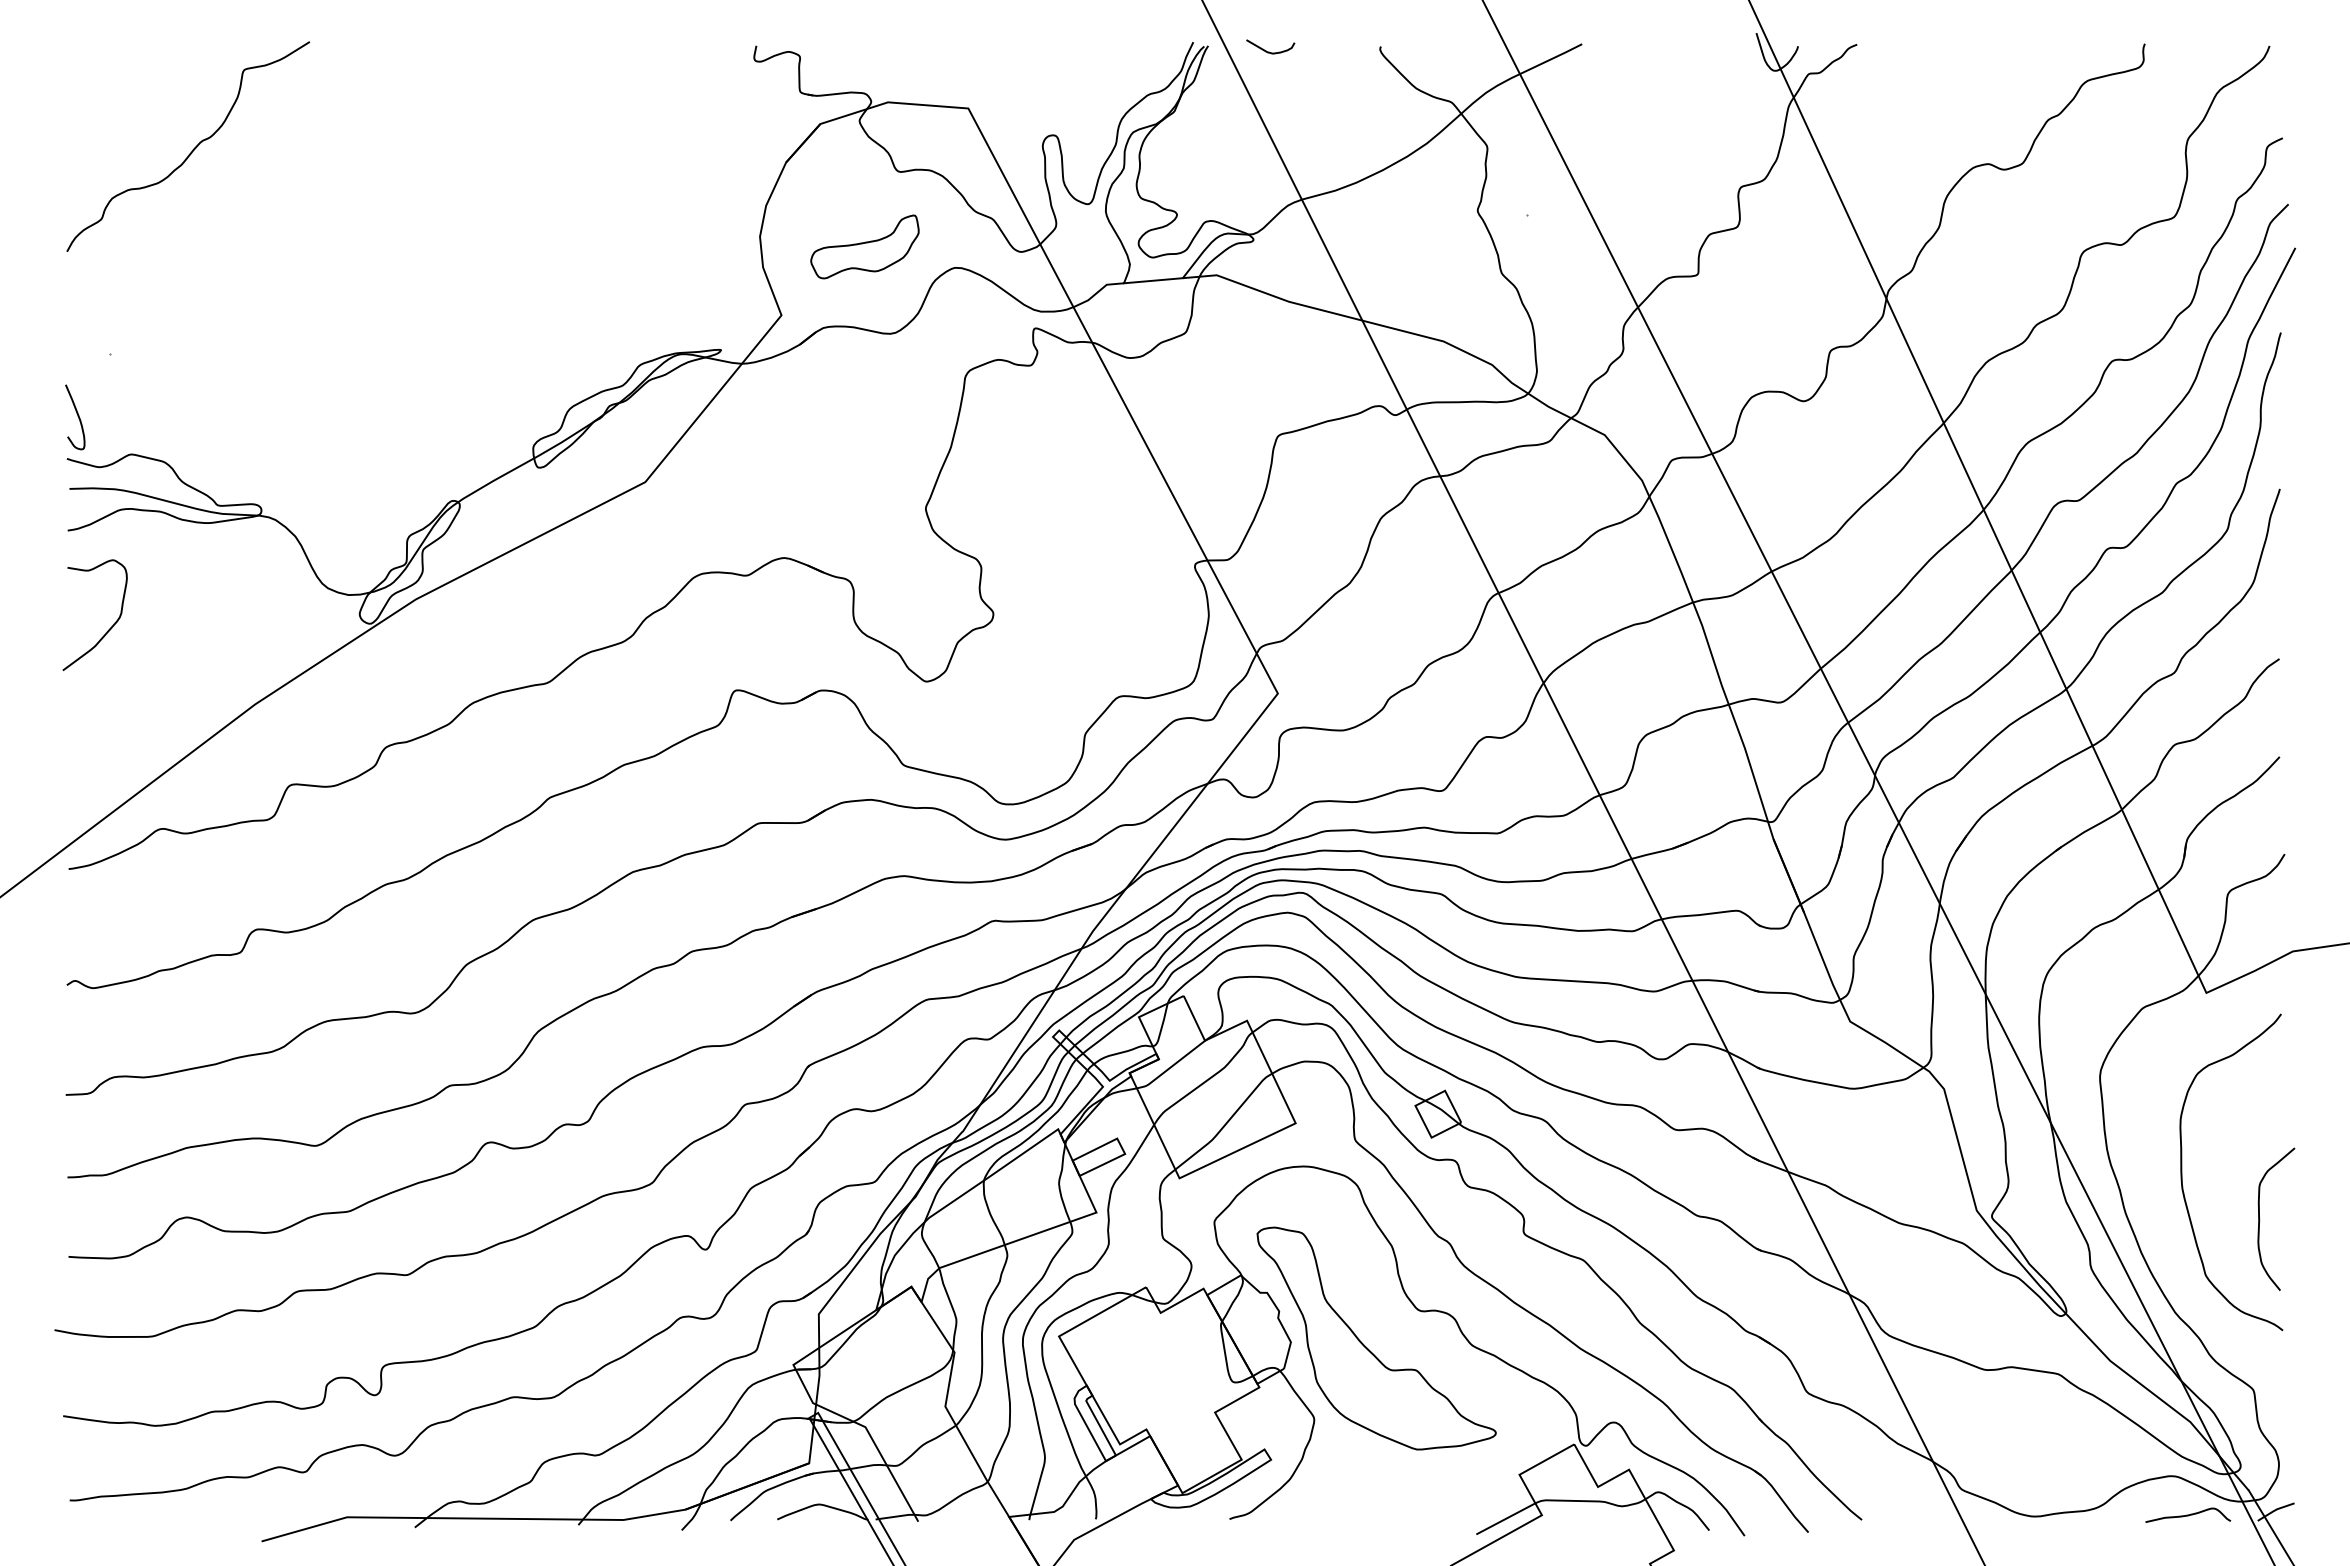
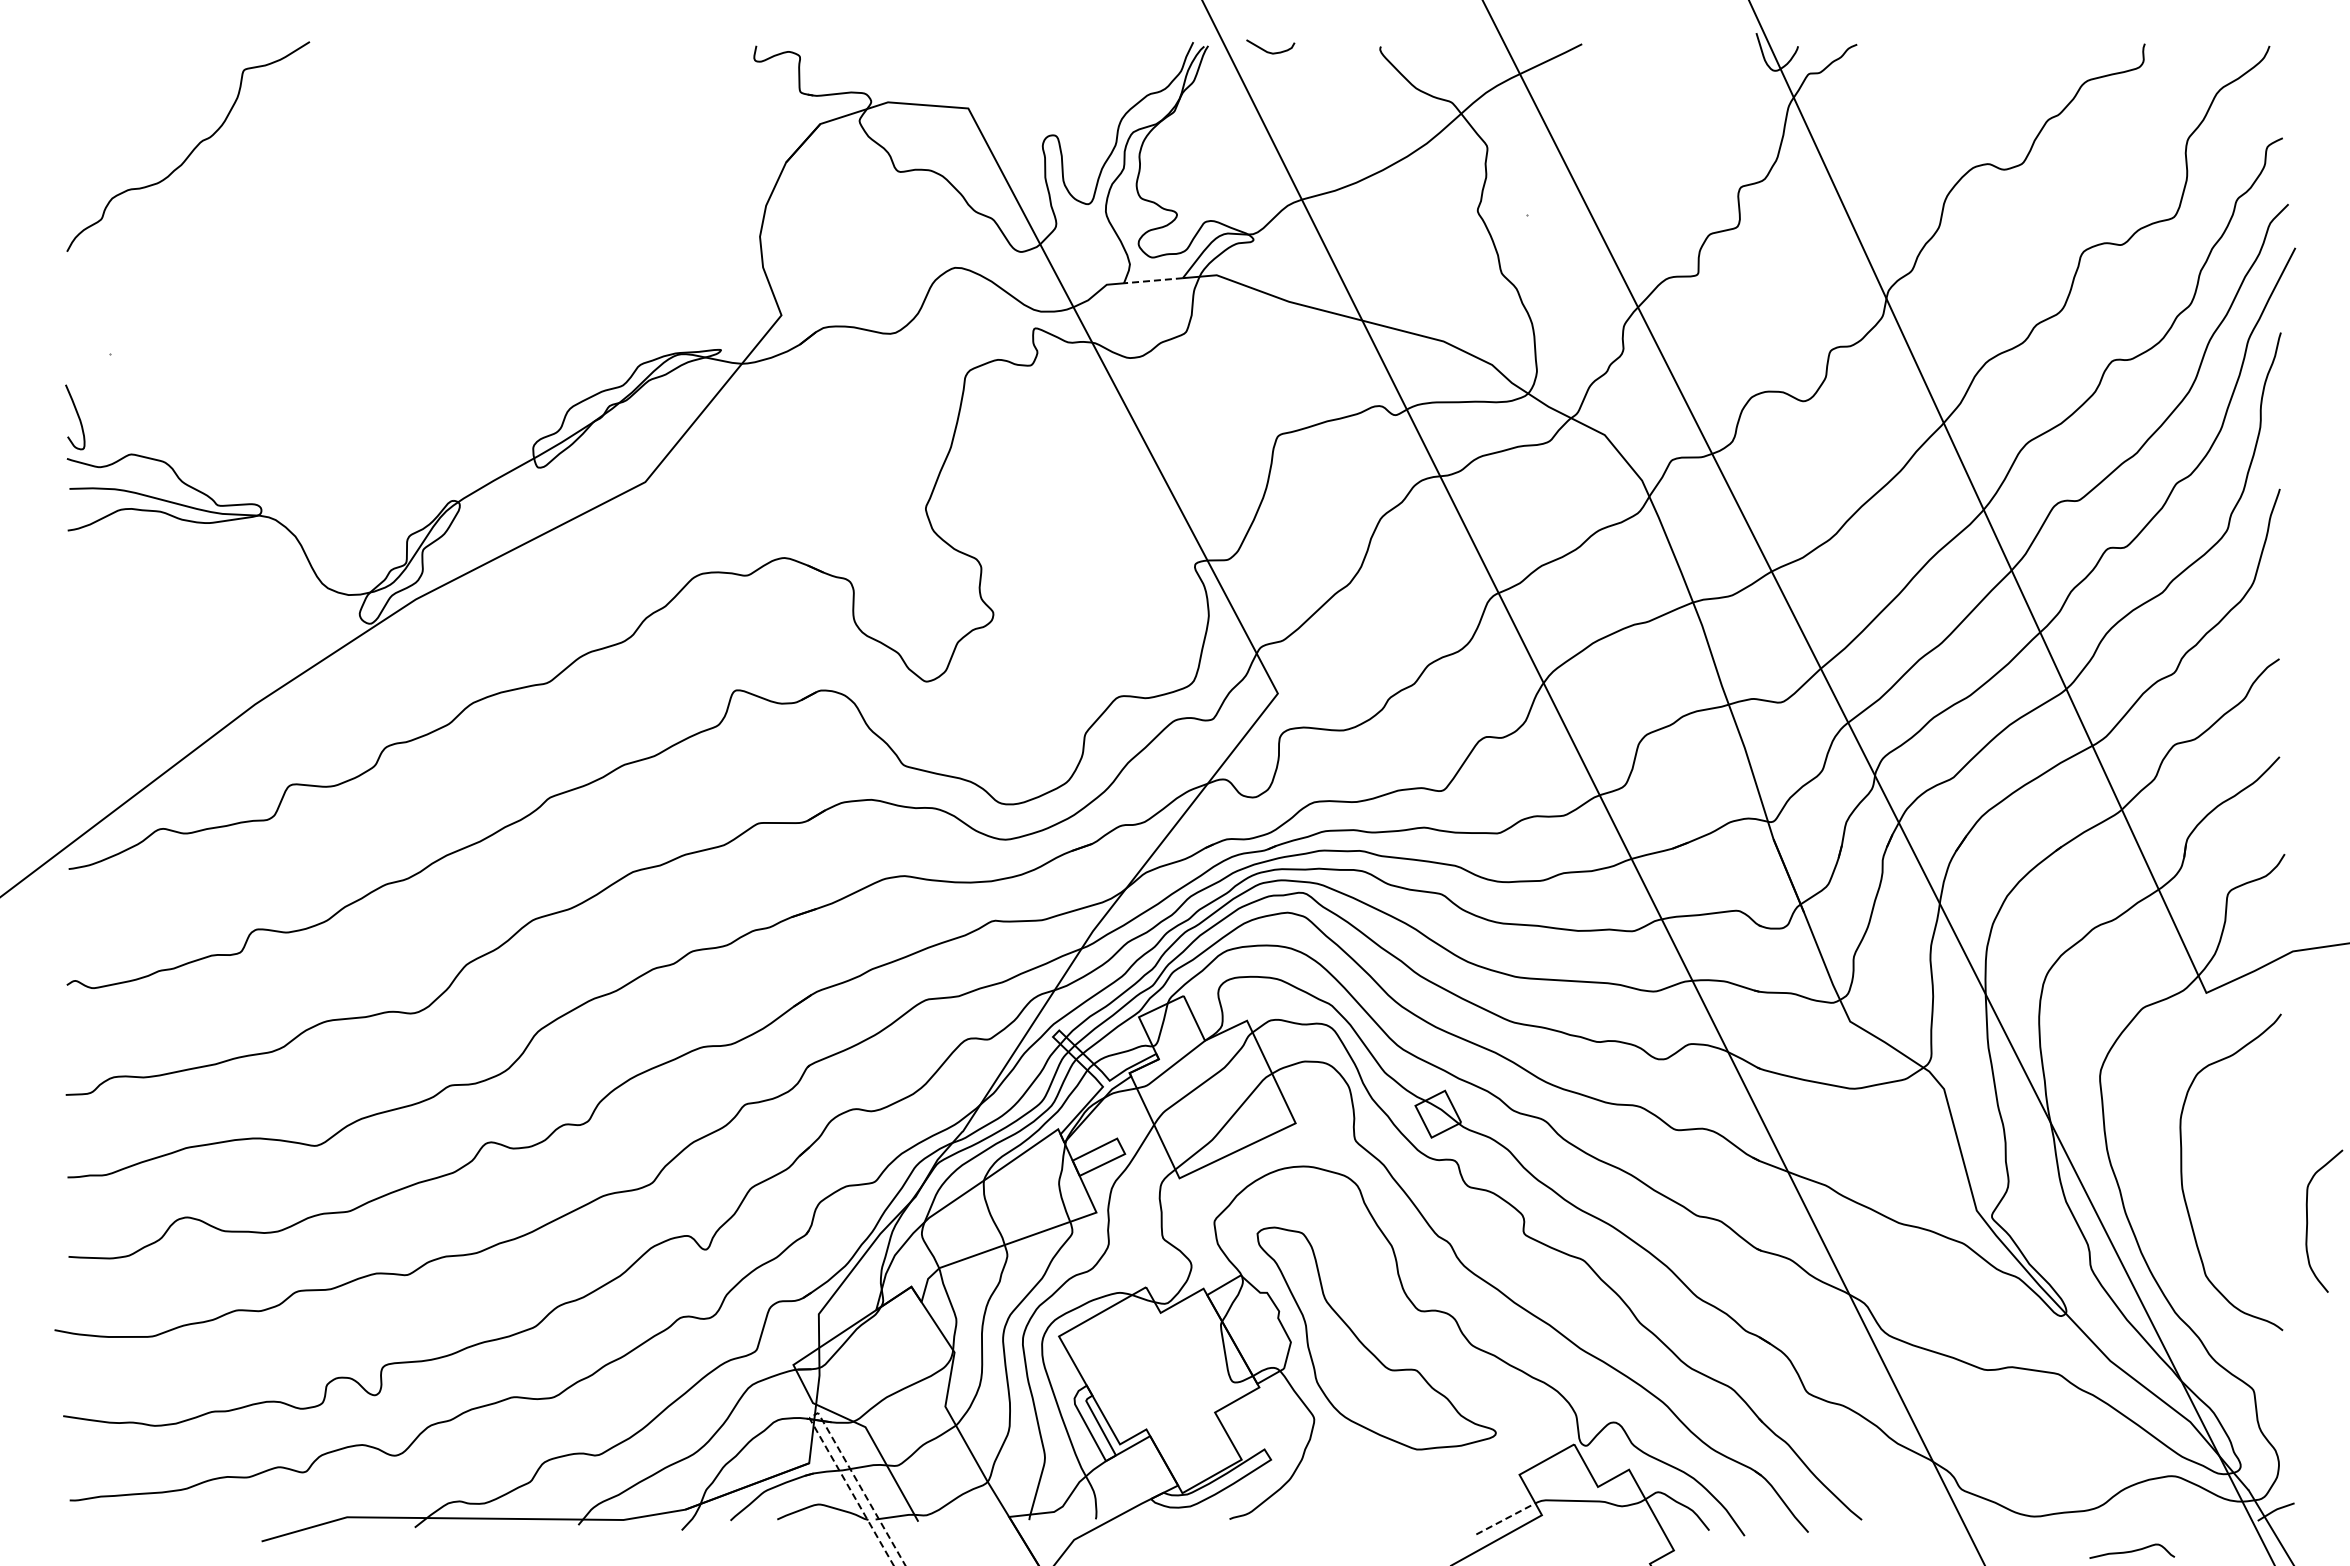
part: present -> none (864, 246)
line: solid -> dashed (1153, 280)
curve: present -> none (109, 628)
curve position: (2260, 1220) -> (2308, 1222) (2308, 1222)
line: solid -> dashed (815, 1414)
curve position: (2188, 1514) -> (2132, 1550) (2132, 1550)
line: solid -> dashed (1506, 1518)
